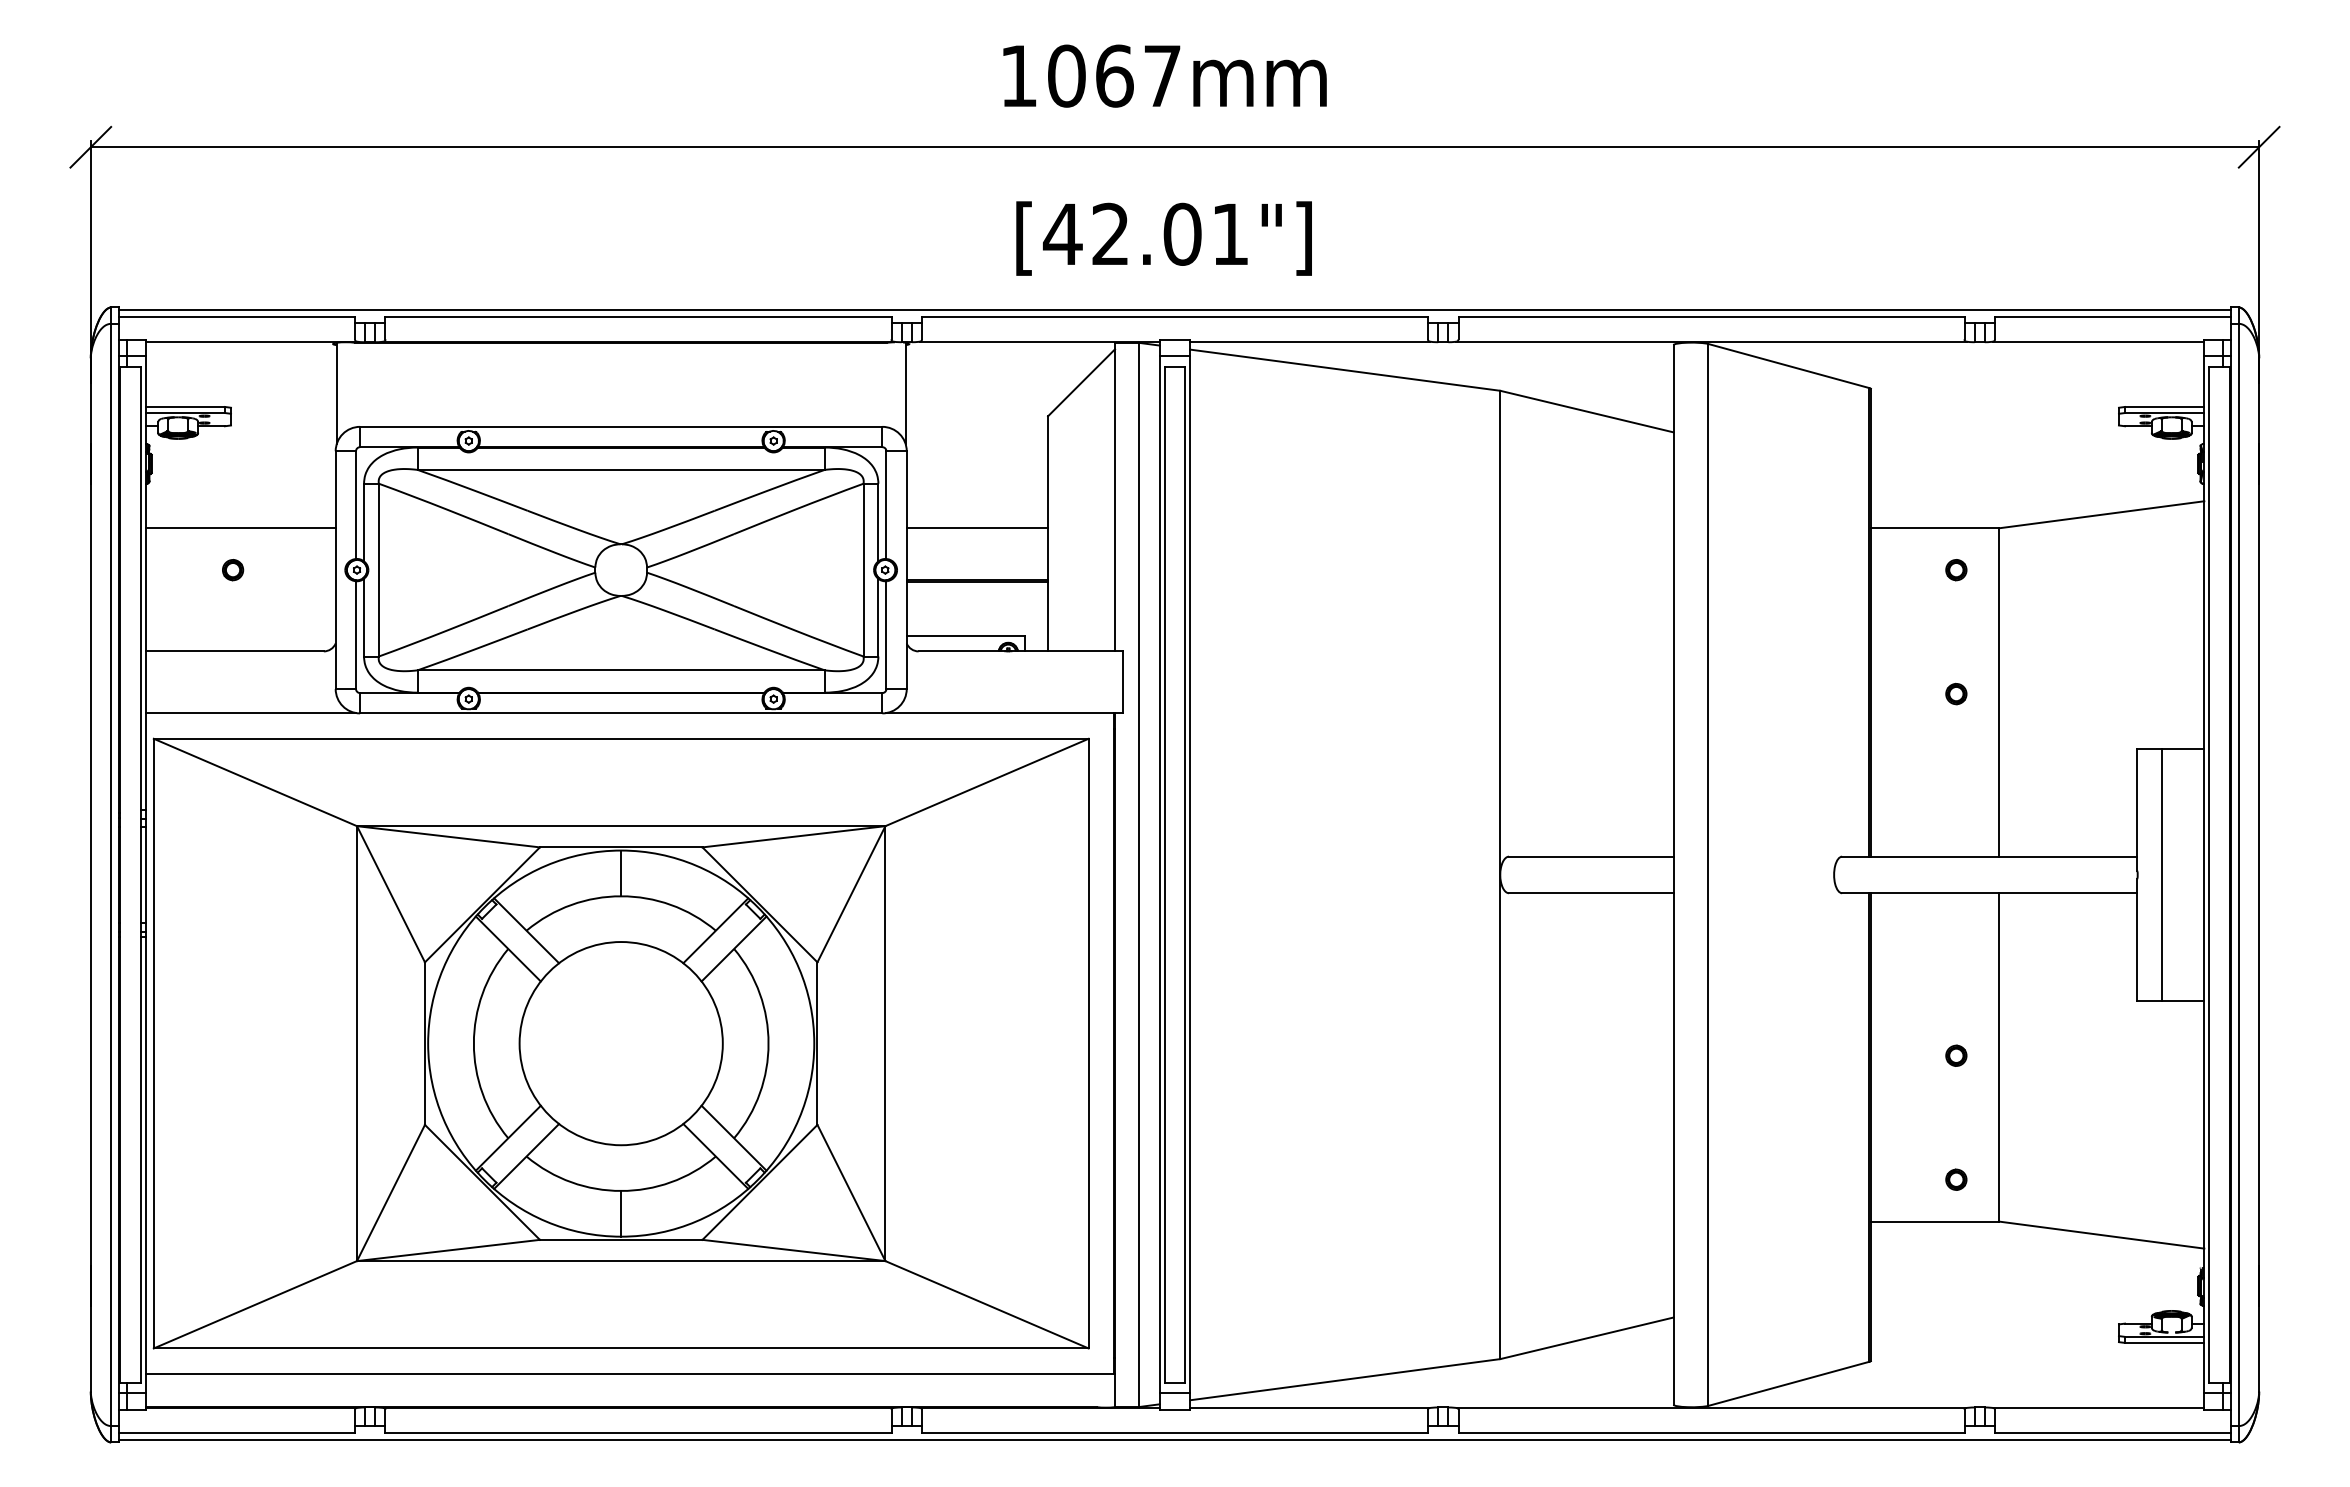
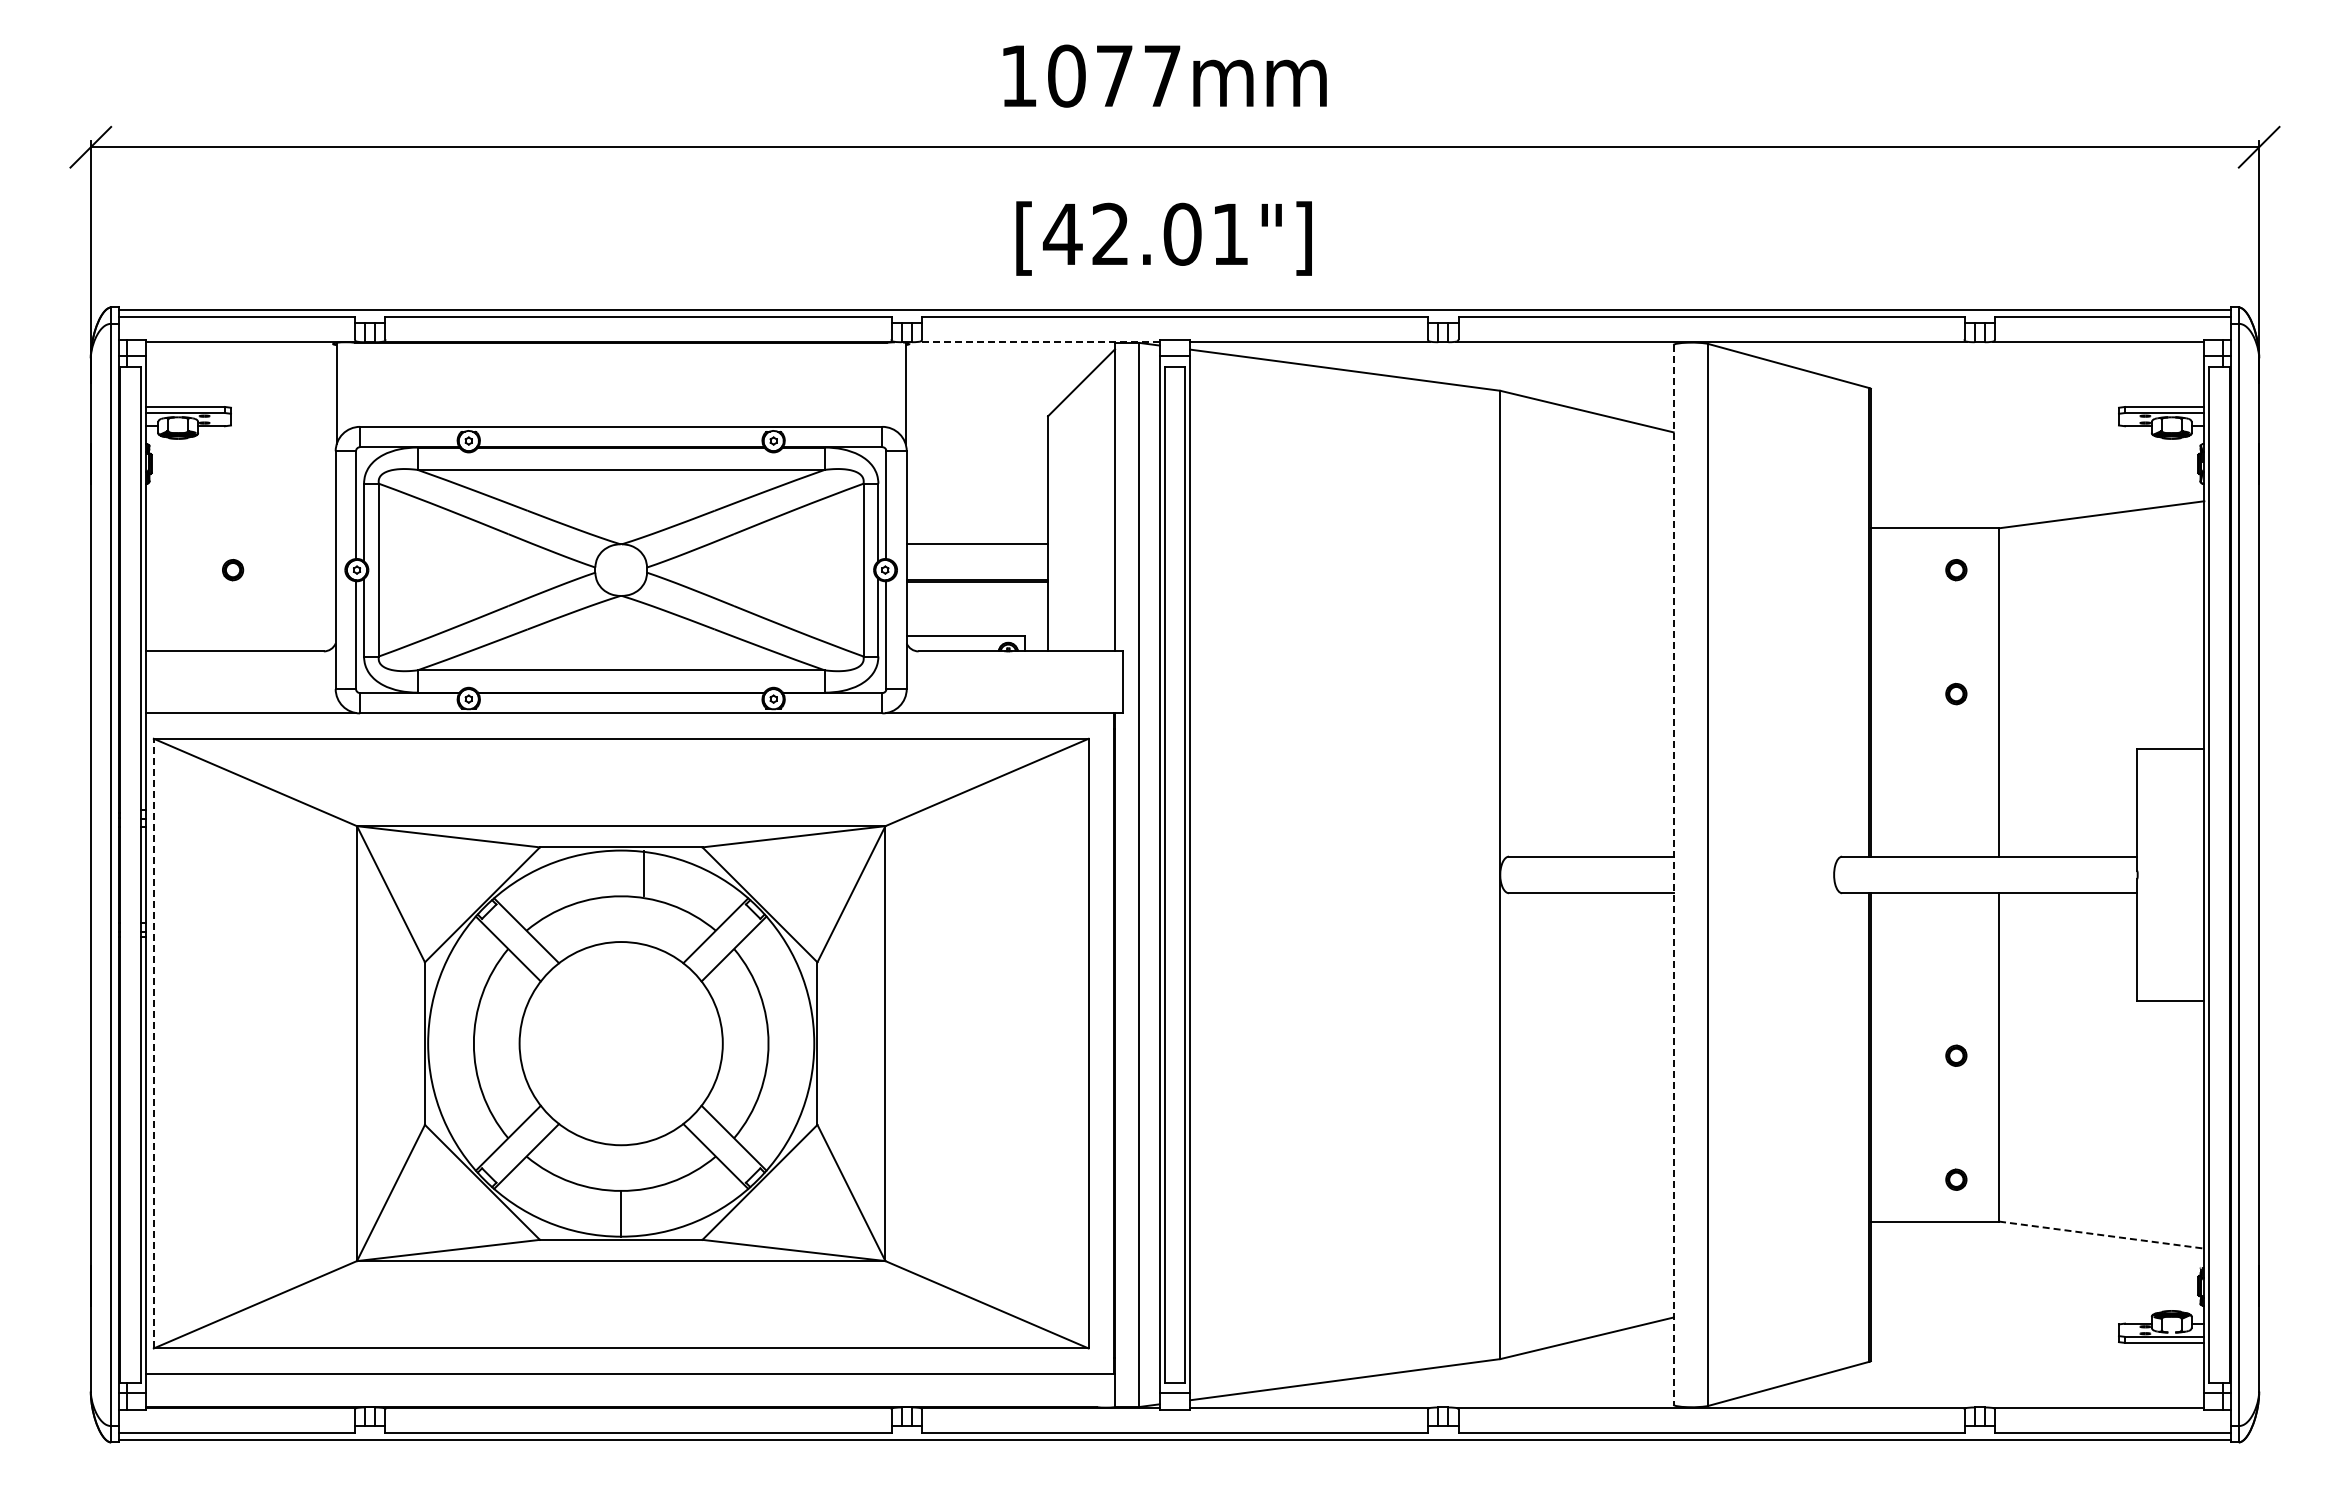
text: 1067mm -> 1077mm (1114, 75)
line: solid -> dashed (1039, 341)
line: present -> none (240, 528)
line position: (977, 528) -> (977, 544) (977, 544)
line position: (621, 873) -> (644, 873) (644, 873)
line: solid -> dashed (1673, 874)
line: present -> none (2161, 874)
line: solid -> dashed (153, 1043)
line: solid -> dashed (2101, 1235)
